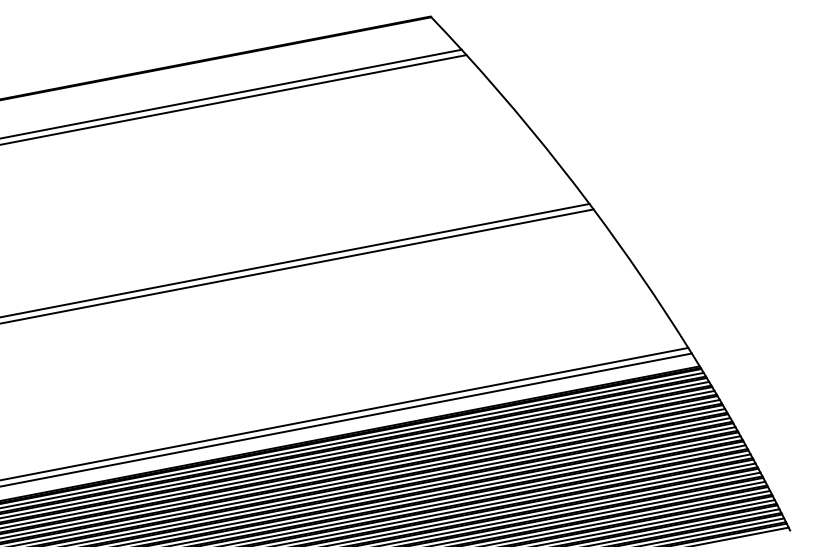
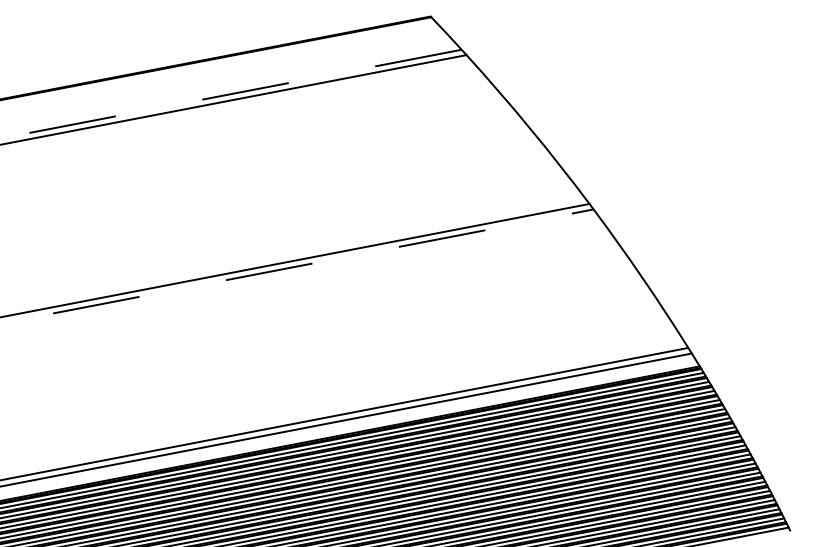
line: solid -> dashed (230, 94)
line: solid -> dashed (297, 266)
